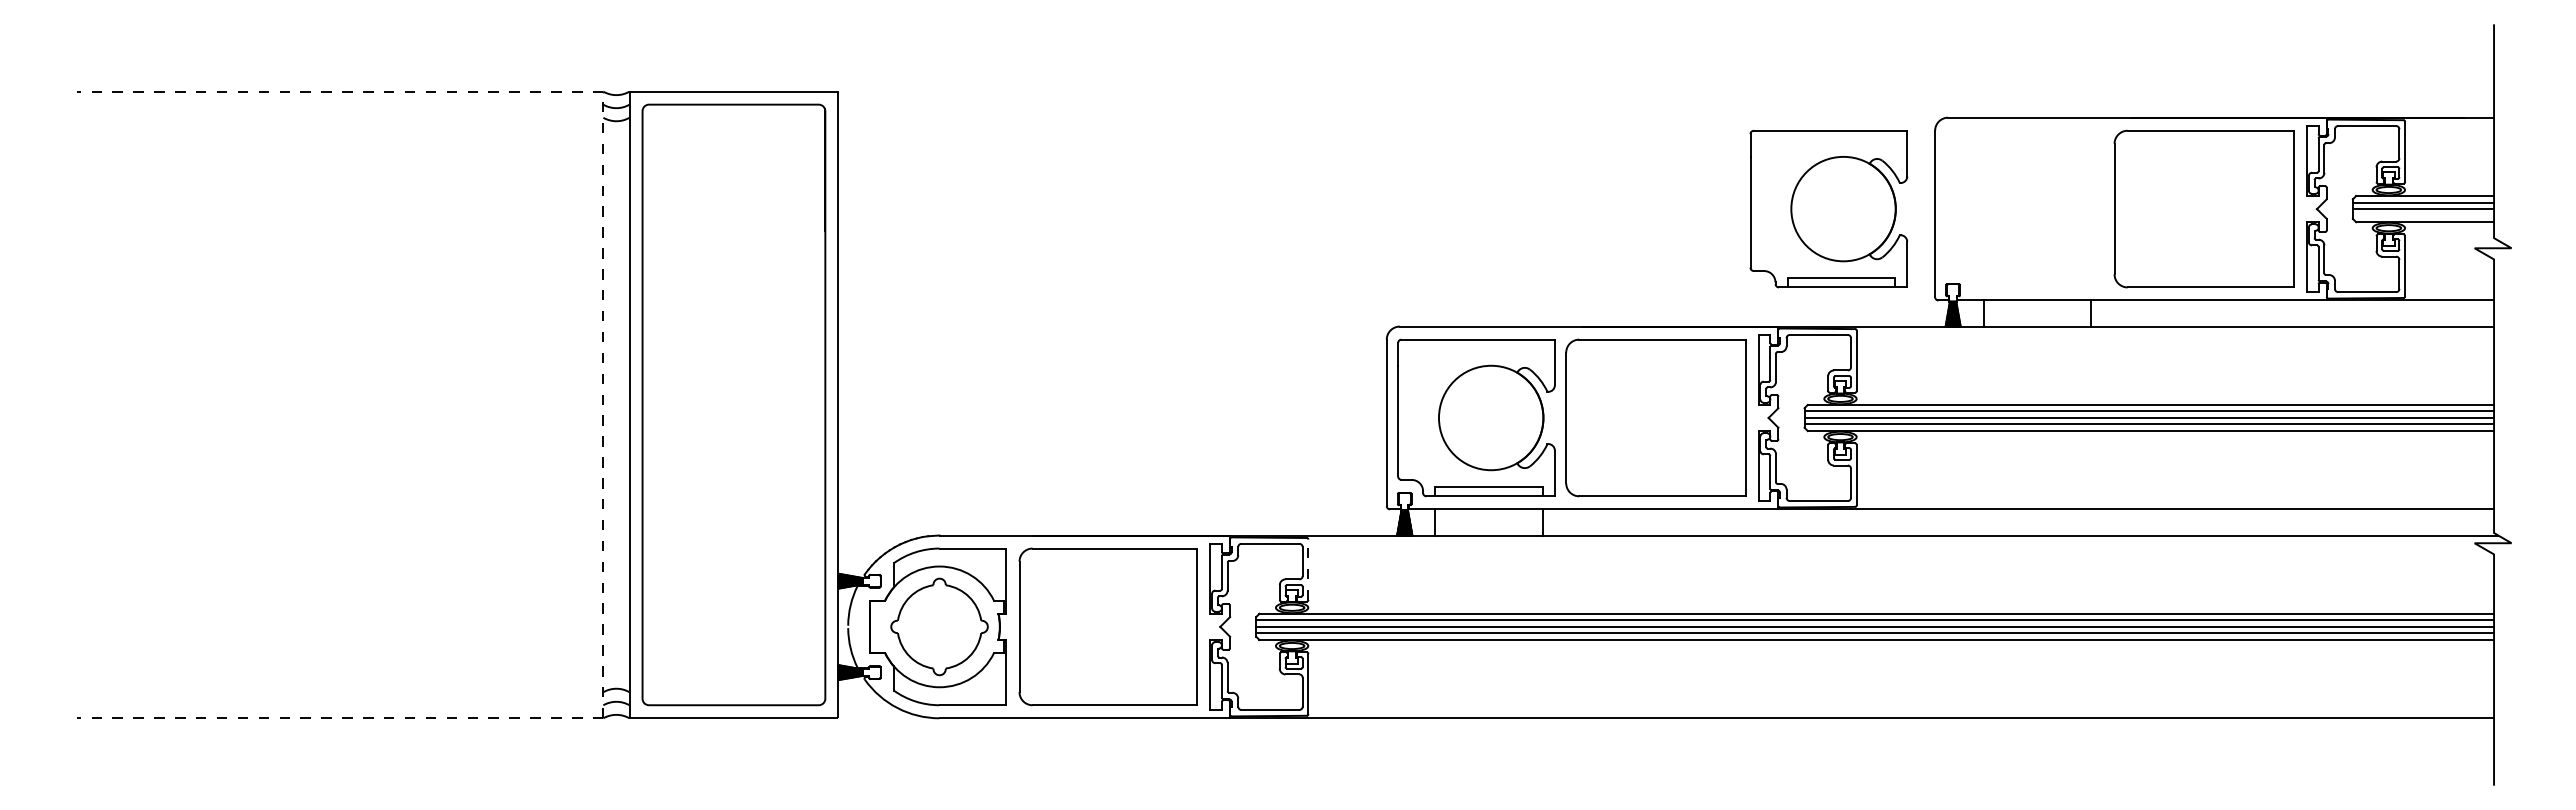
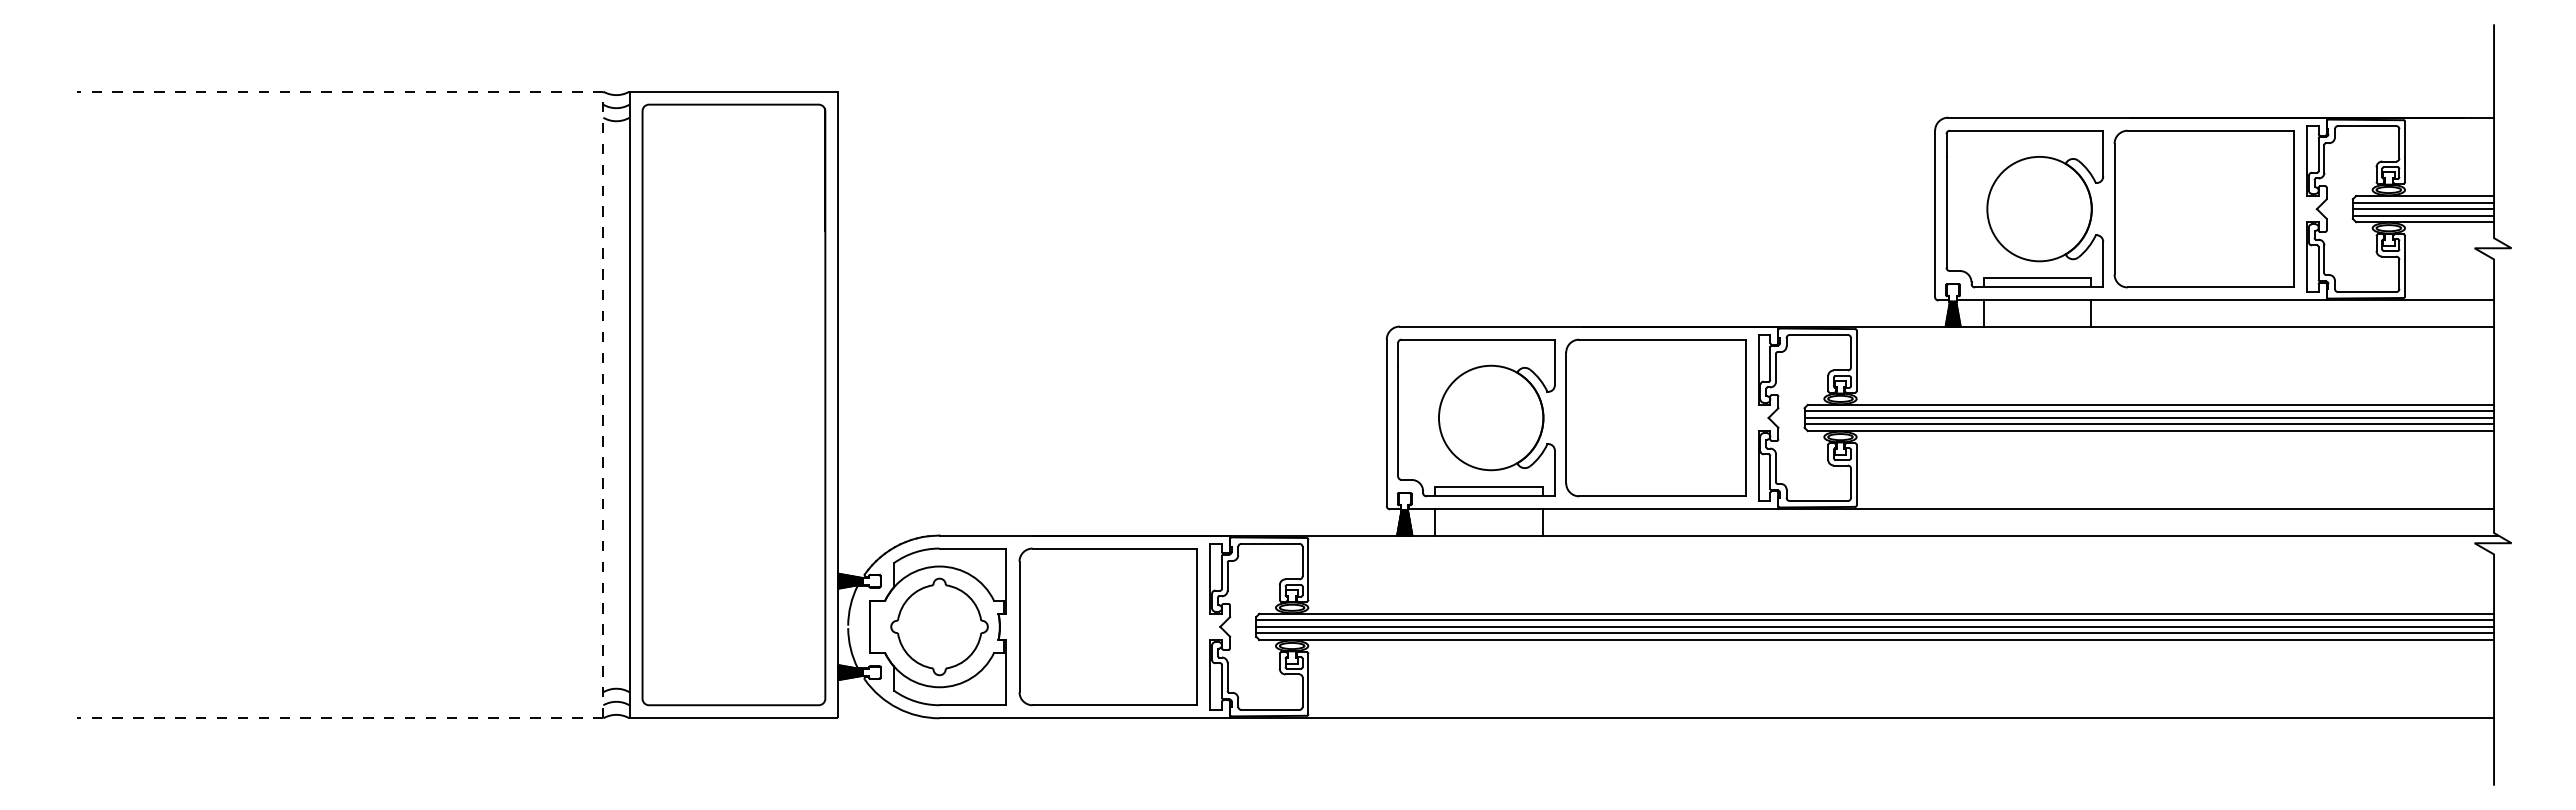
part position: (1828, 208) -> (2024, 208) (2024, 208)
line: none -> present (2423, 215)
line: dashed -> solid (1308, 569)
